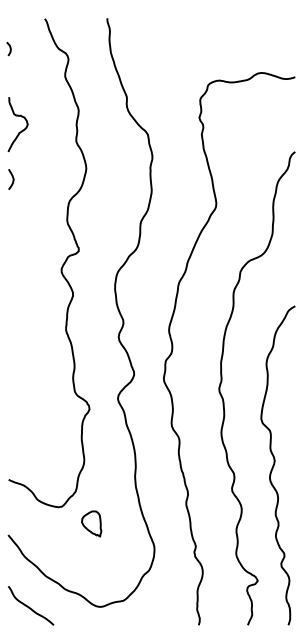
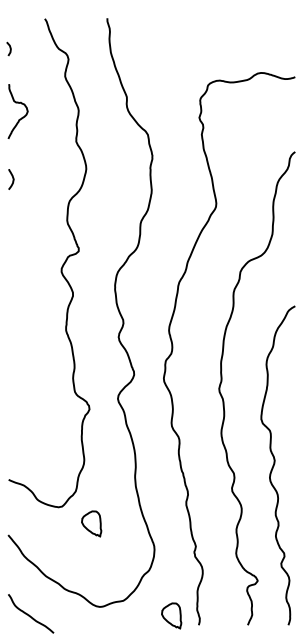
curve position: (22, 129) -> (22, 116) (22, 116)
curve position: (29, 606) -> (29, 614) (29, 614)
part: none -> present (171, 615)
